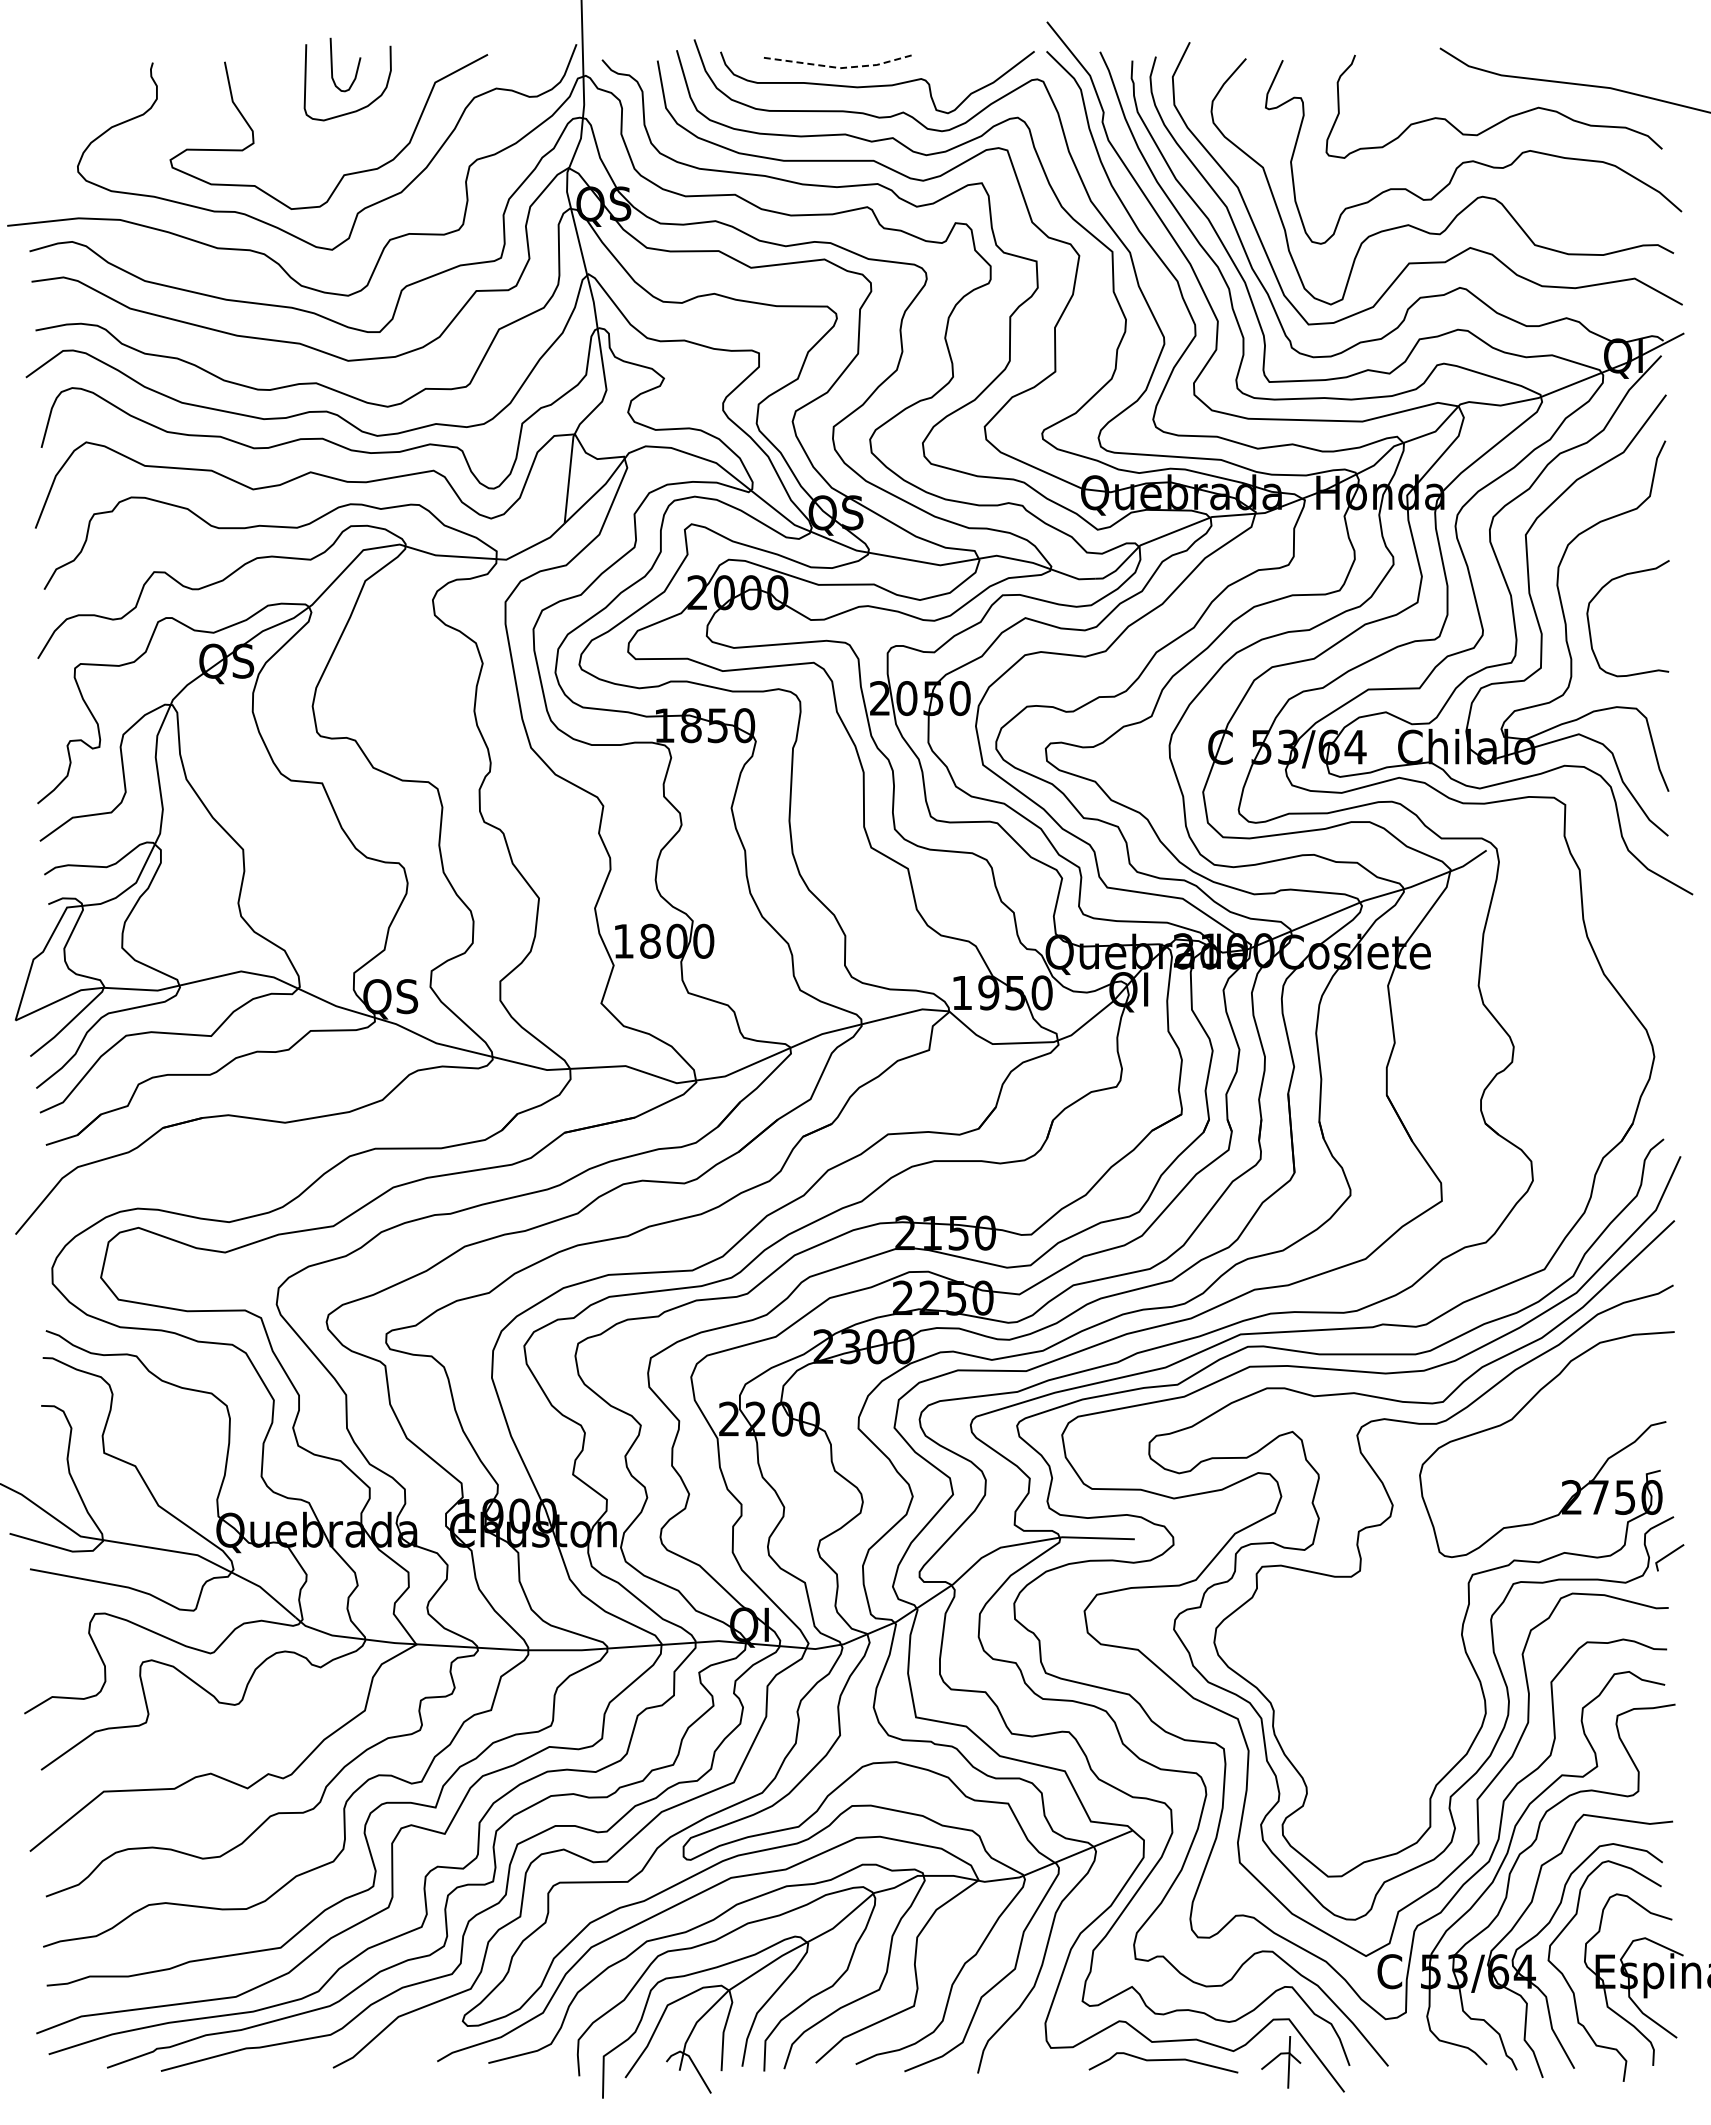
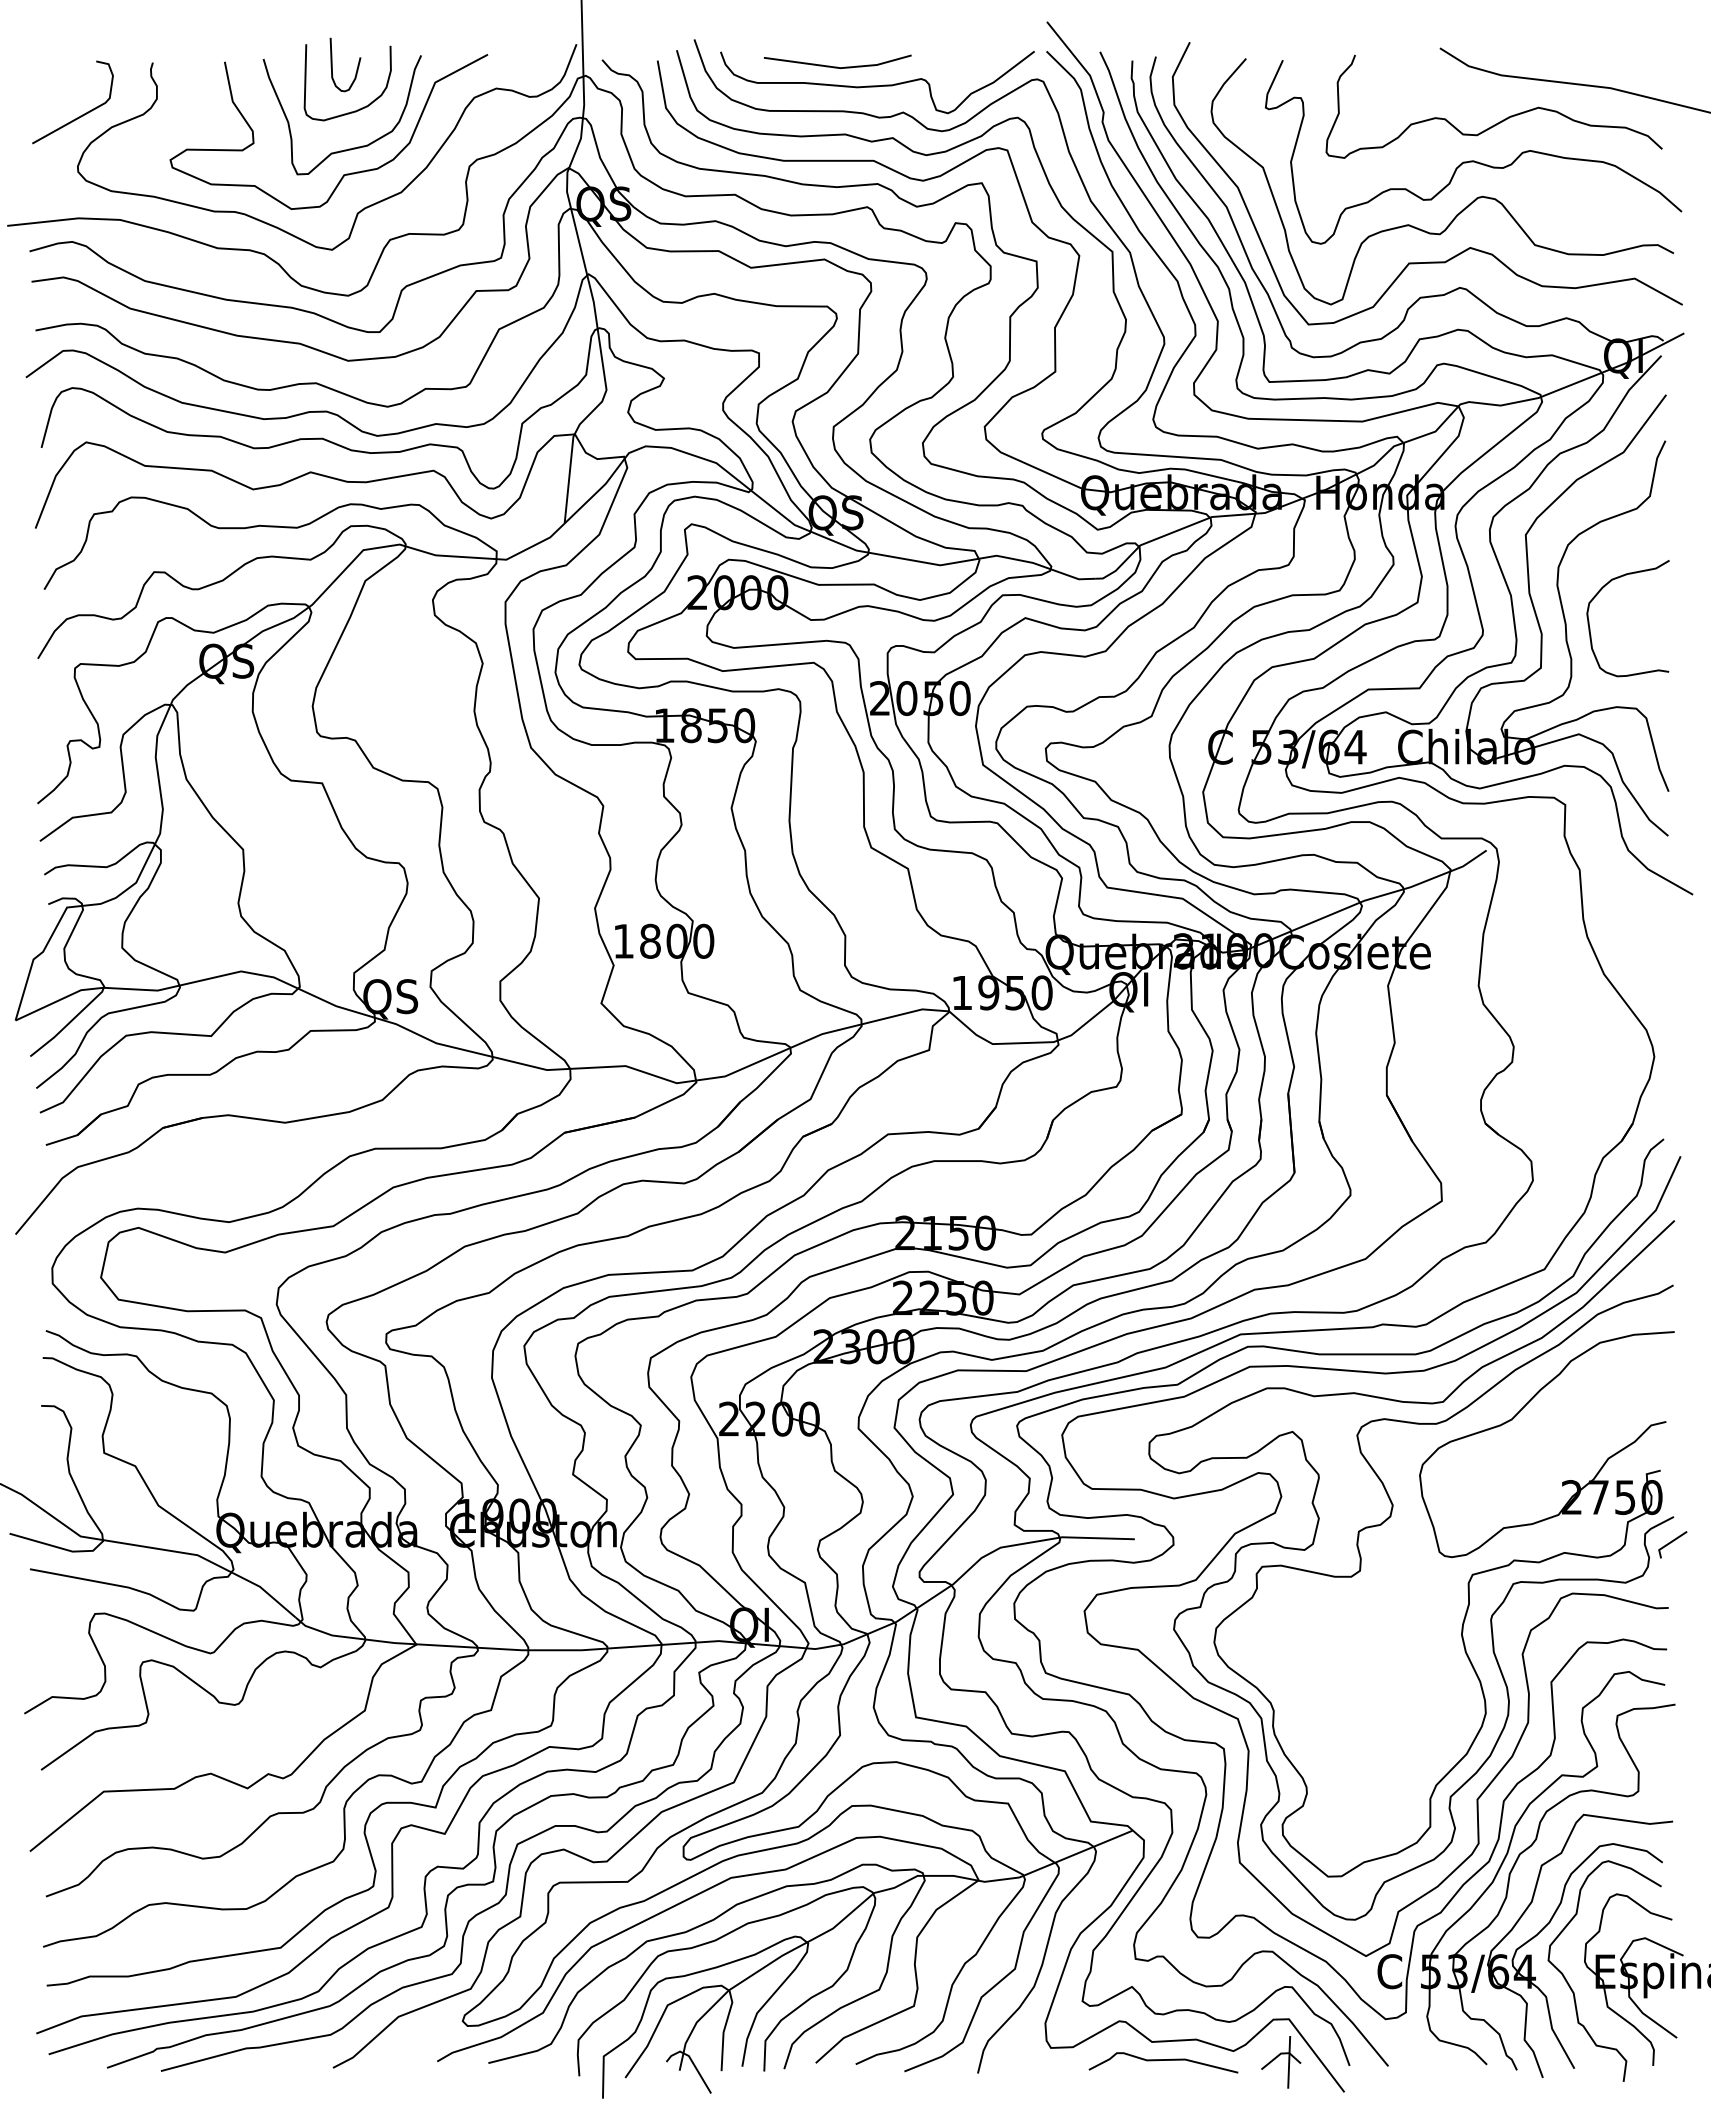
line: dashed -> solid (839, 68)
curve: none -> present (78, 116)
curve: none -> present (348, 148)
line position: (1668, 1556) -> (1671, 1543) (1671, 1543)
